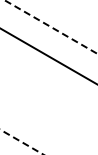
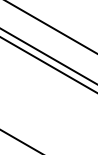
line: dashed -> solid (51, 27)
line: none -> present (48, 64)
line: dashed -> solid (22, 142)
